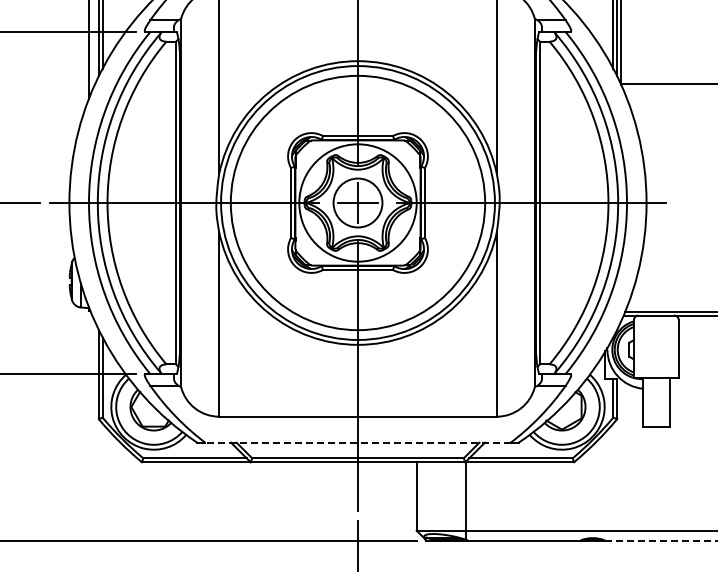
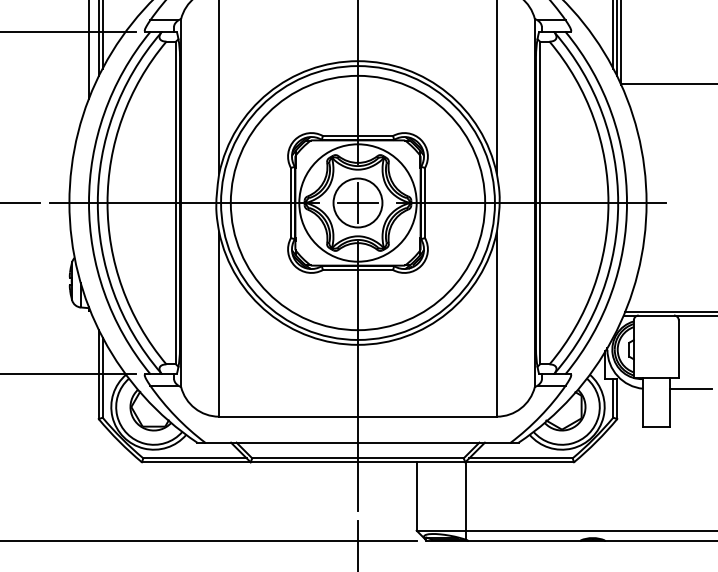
line: none -> present (690, 388)
line: dashed -> solid (358, 442)
line: dashed -> solid (661, 540)
